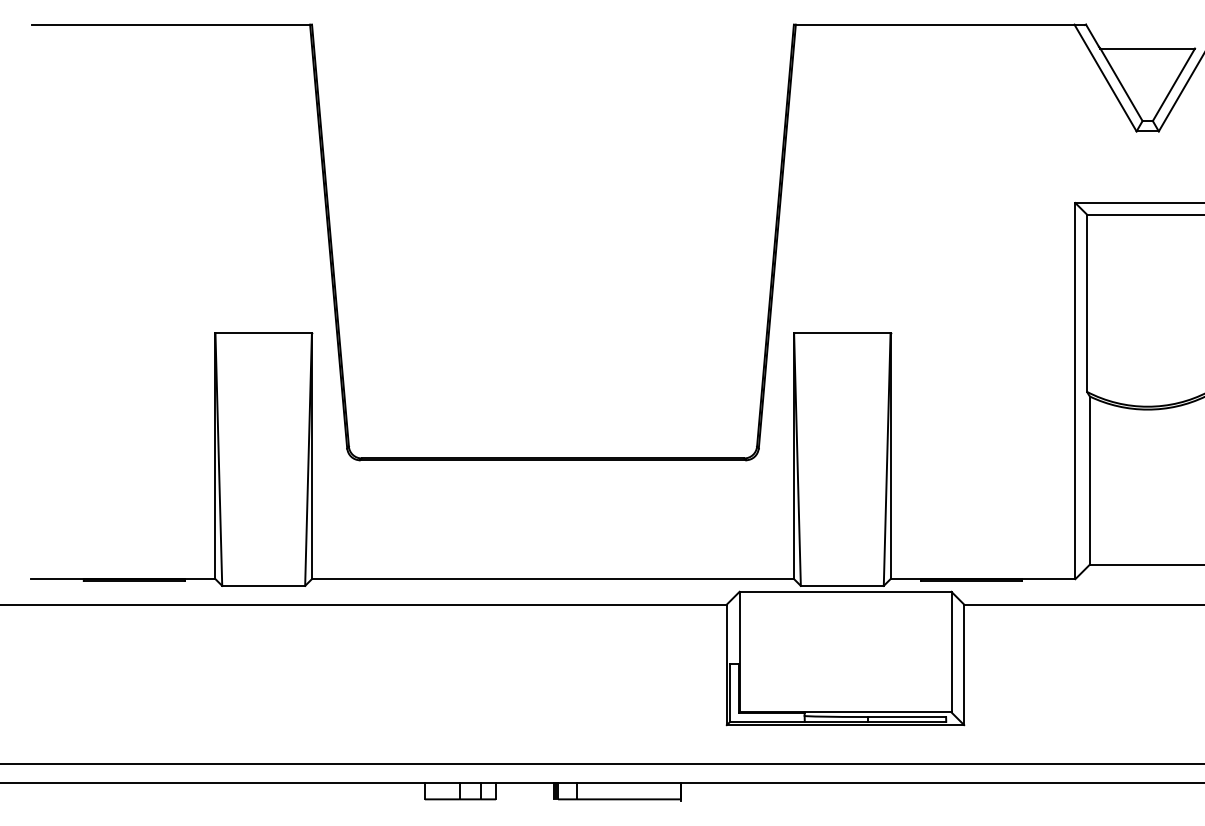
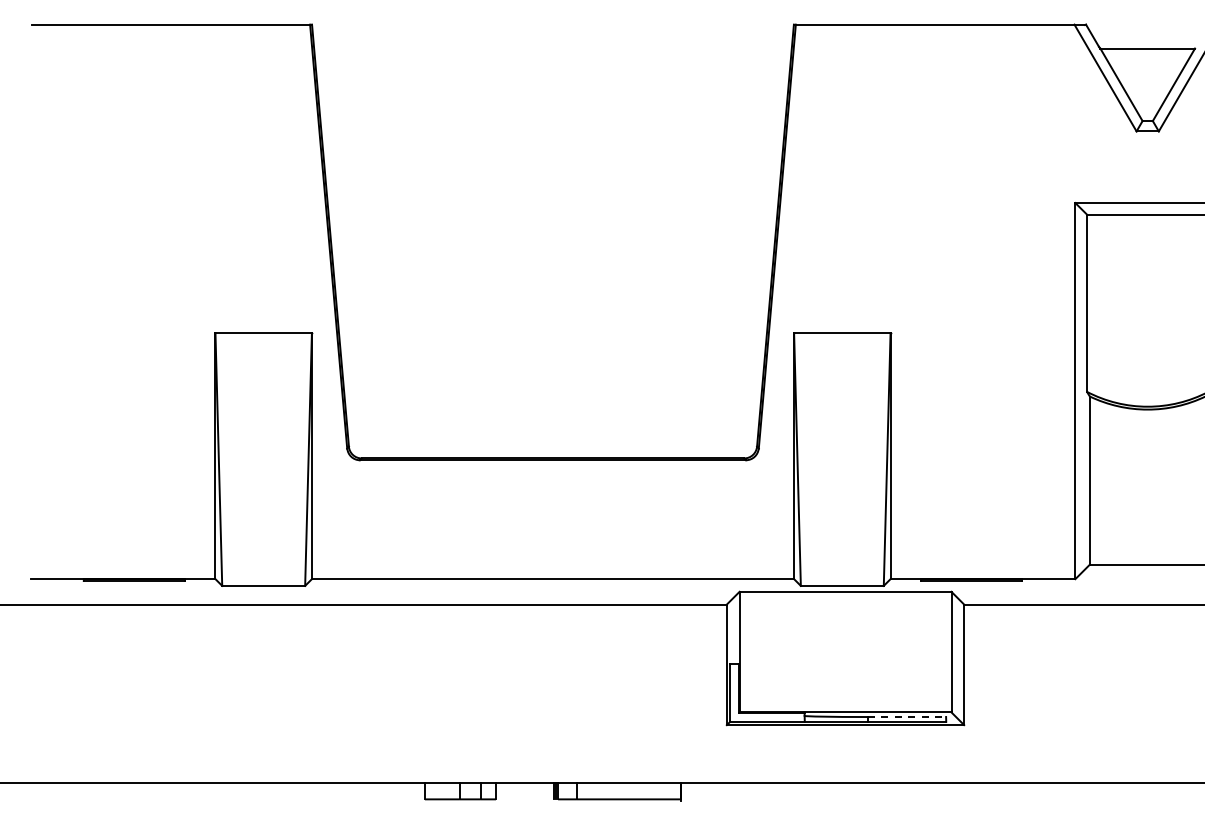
line: solid -> dashed (907, 717)
line: present -> none (601, 764)
